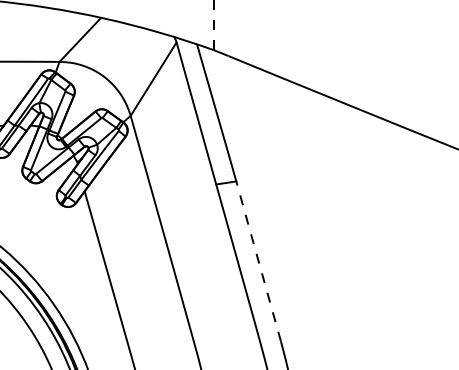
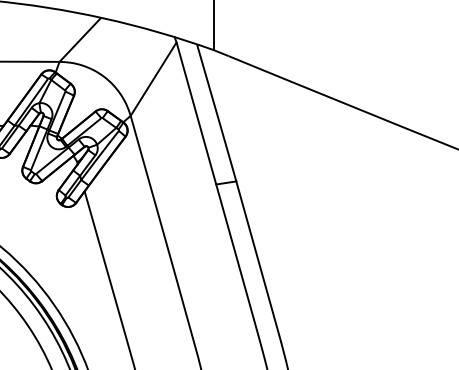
line: dashed -> solid (213, 25)
line: dashed -> solid (258, 261)
